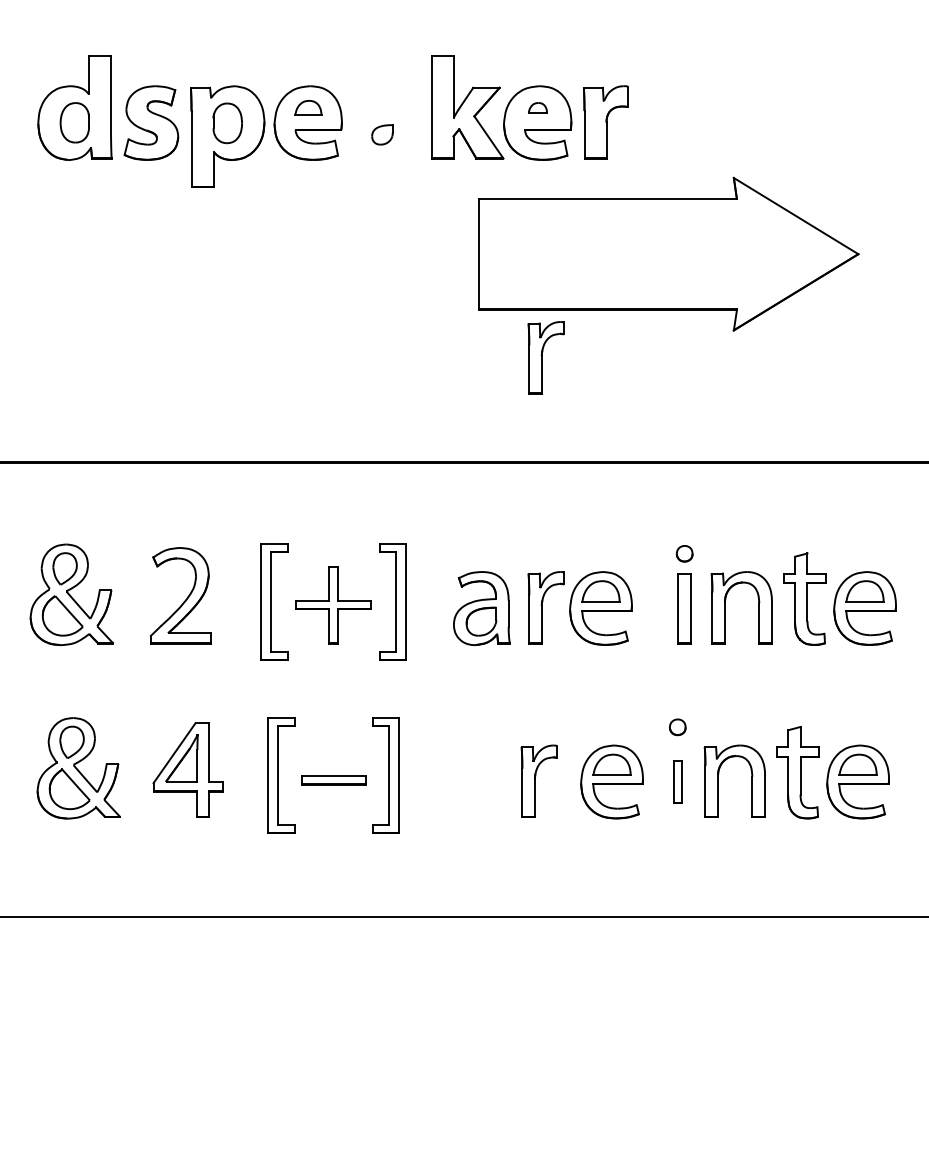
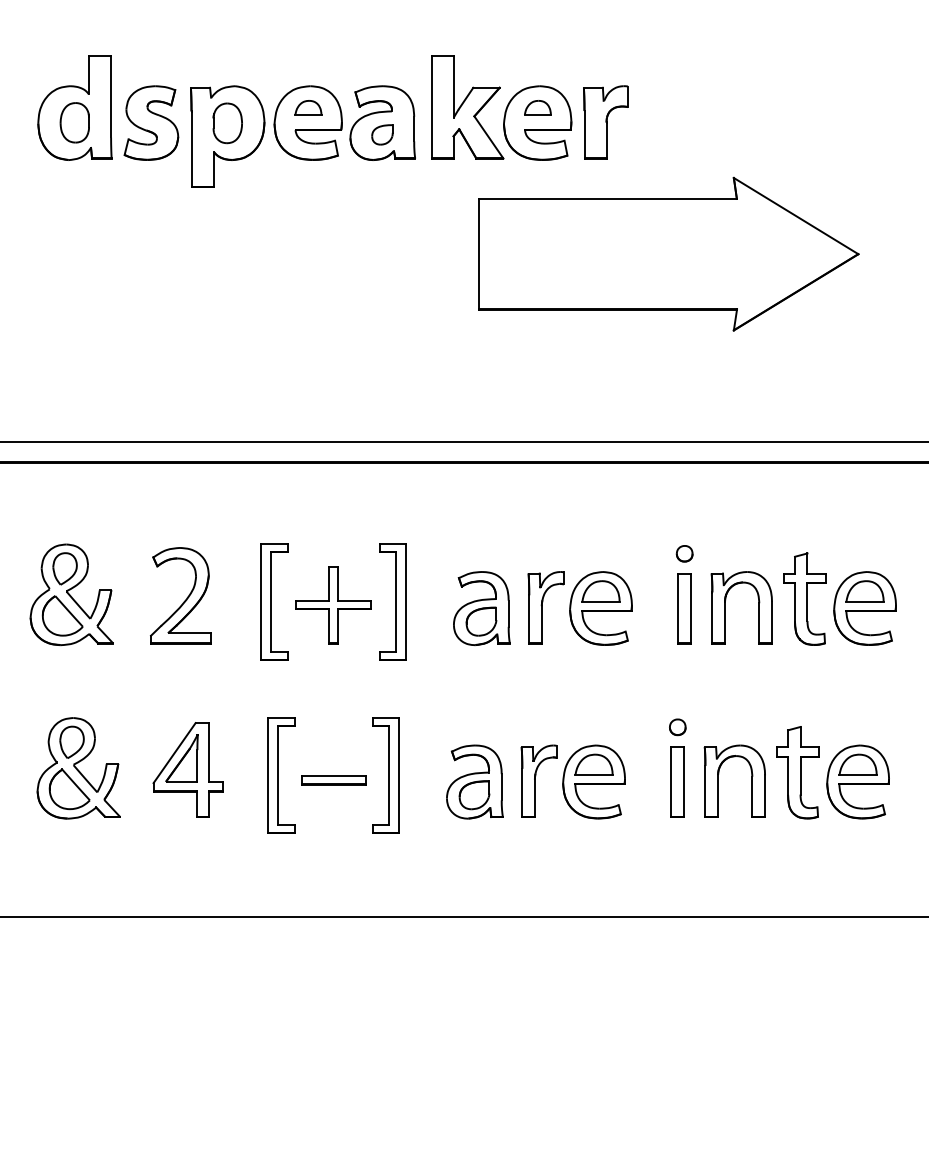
part size: 20x12 px -> 28x16 px (537, 107)
part: none -> present (382, 122)
part: present -> none (545, 357)
line: none -> present (463, 442)
part: none -> present (474, 781)
part position: (611, 781) -> (593, 781) (593, 781)
part size: 10x44 px -> 15x72 px (677, 781)
